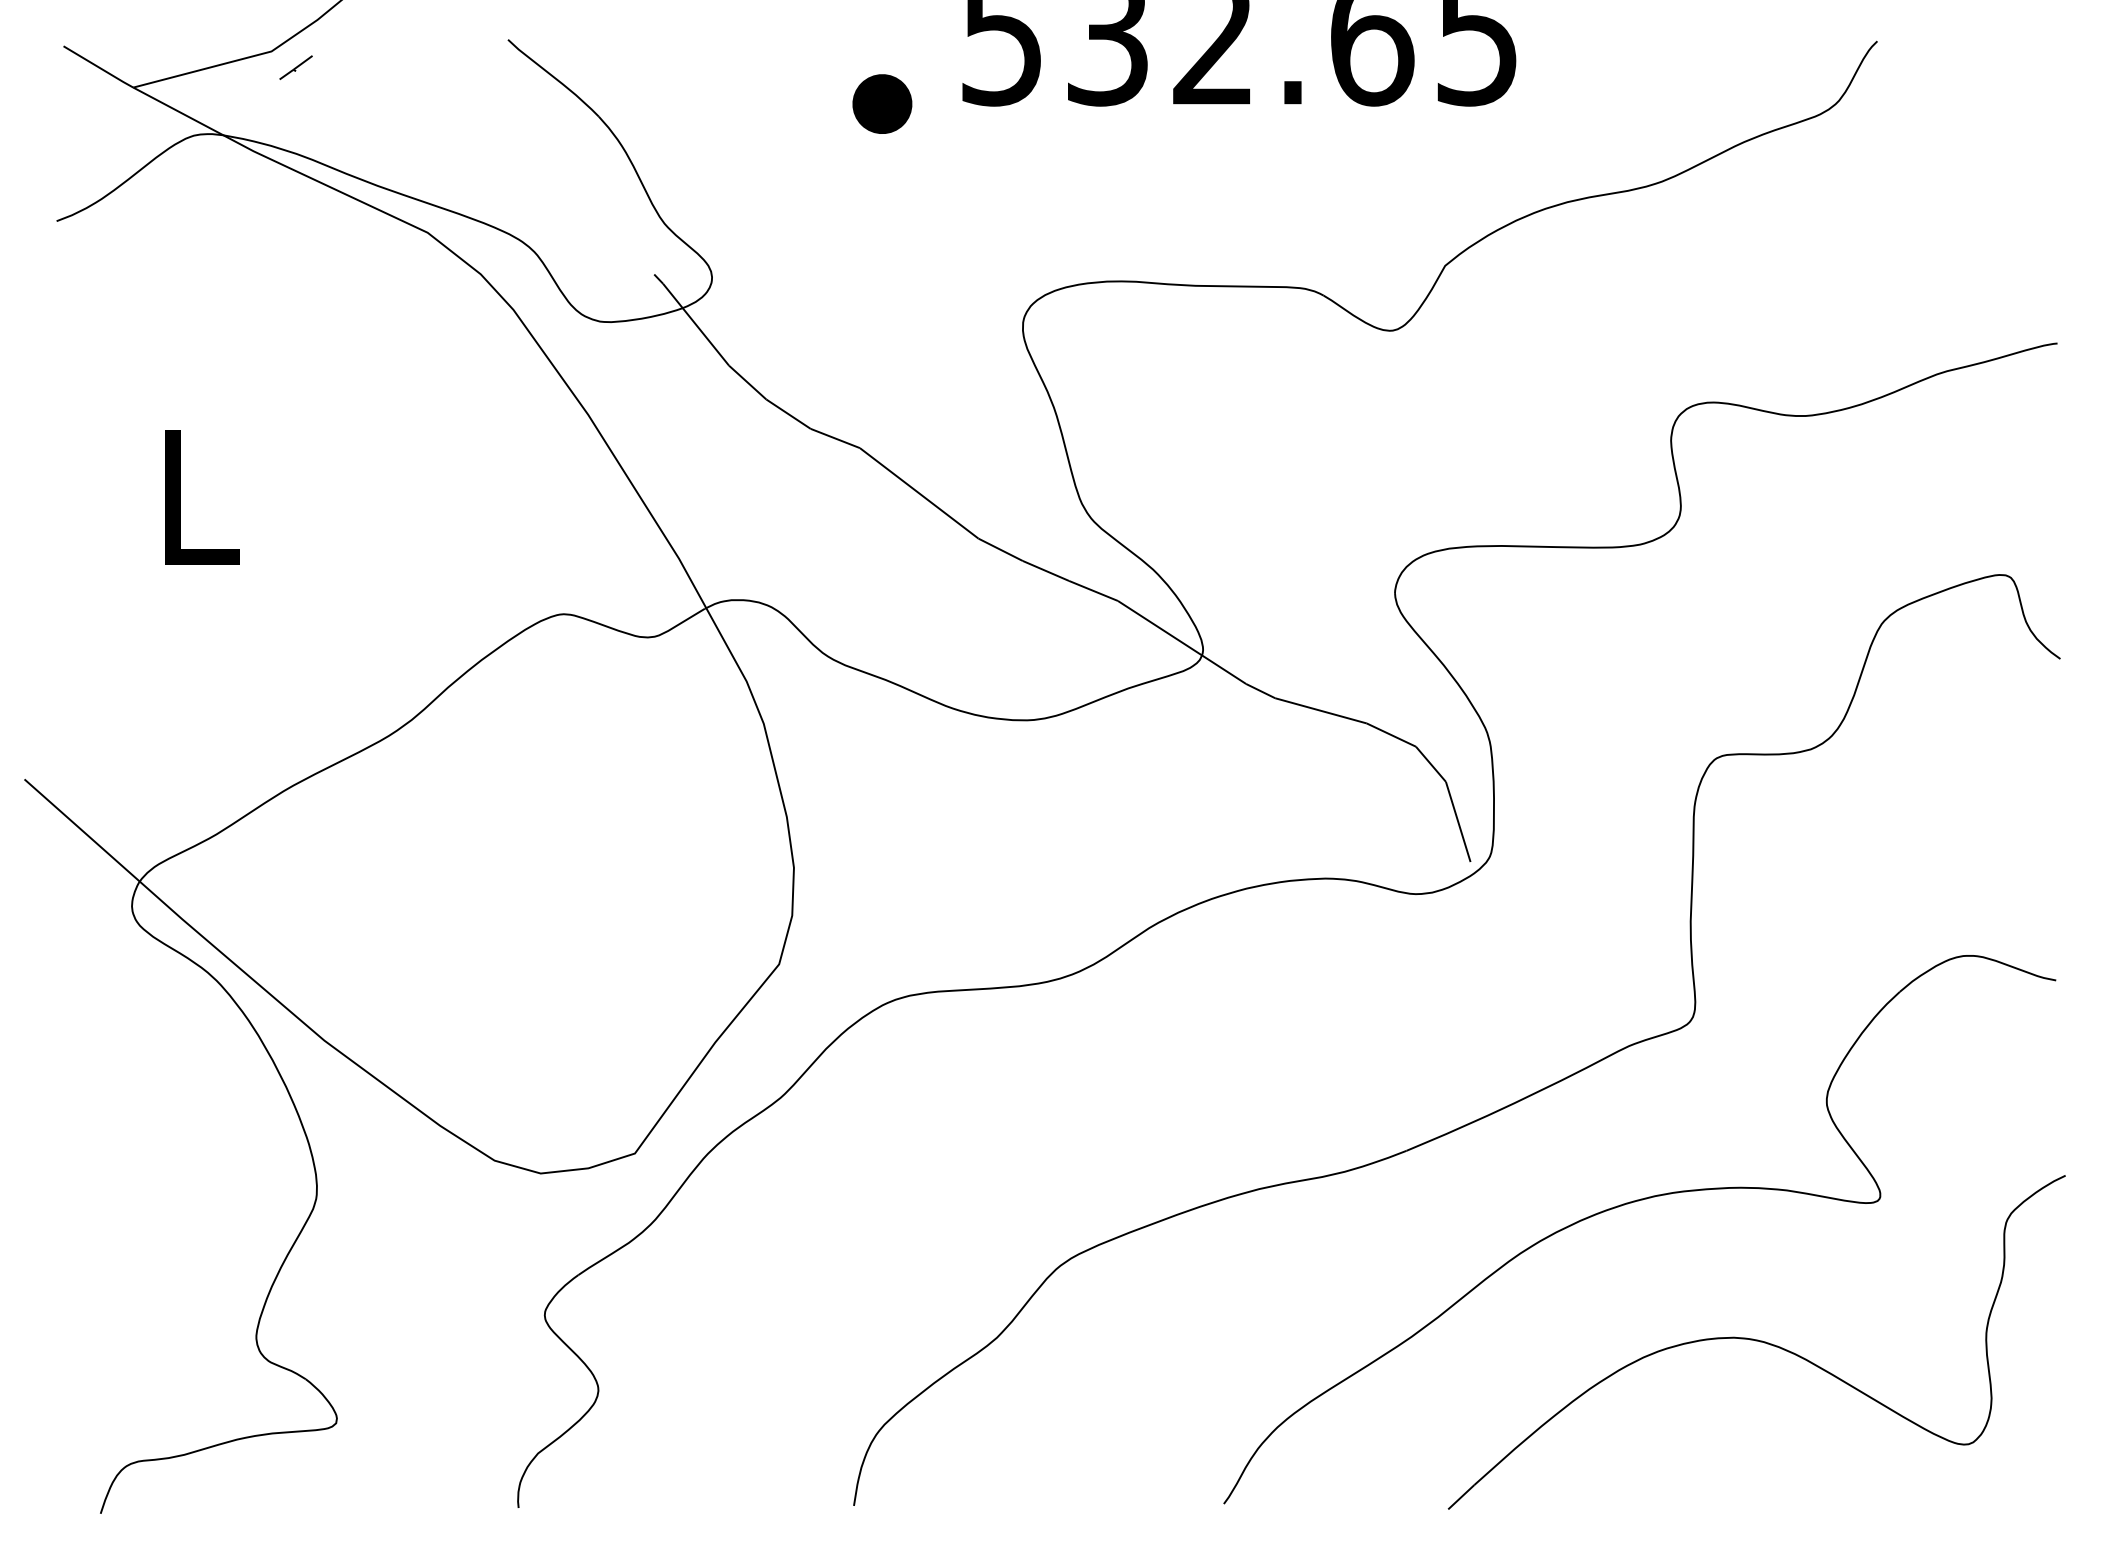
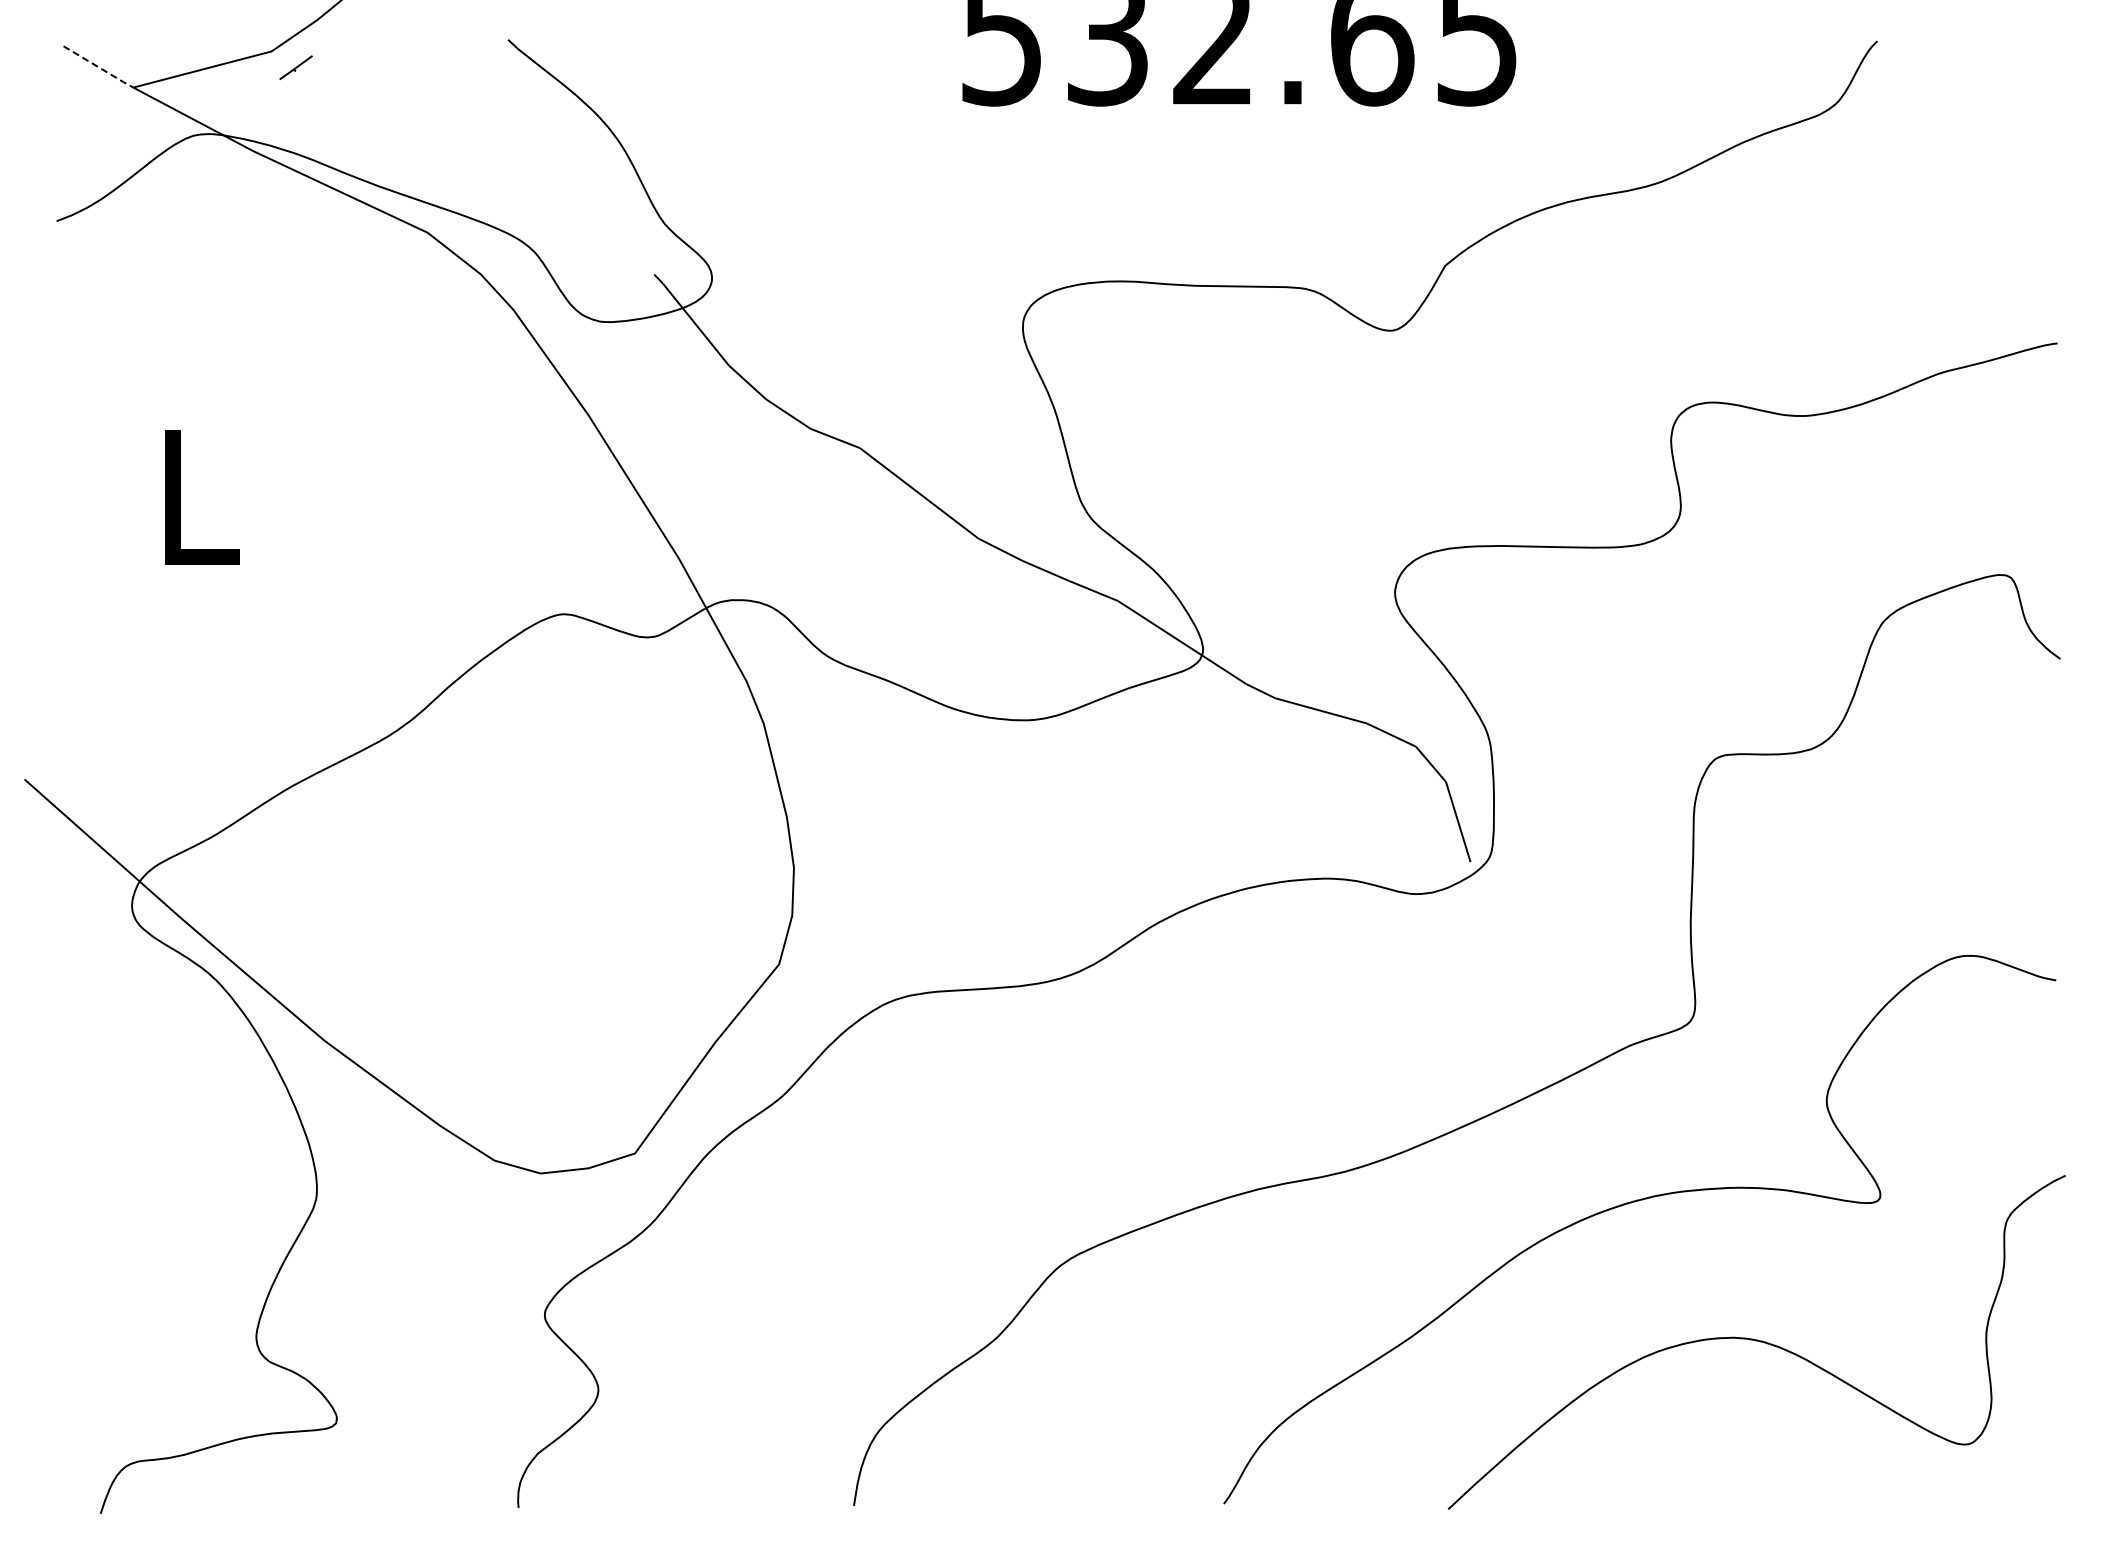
line: solid -> dashed (99, 67)
part: present -> none (882, 103)
